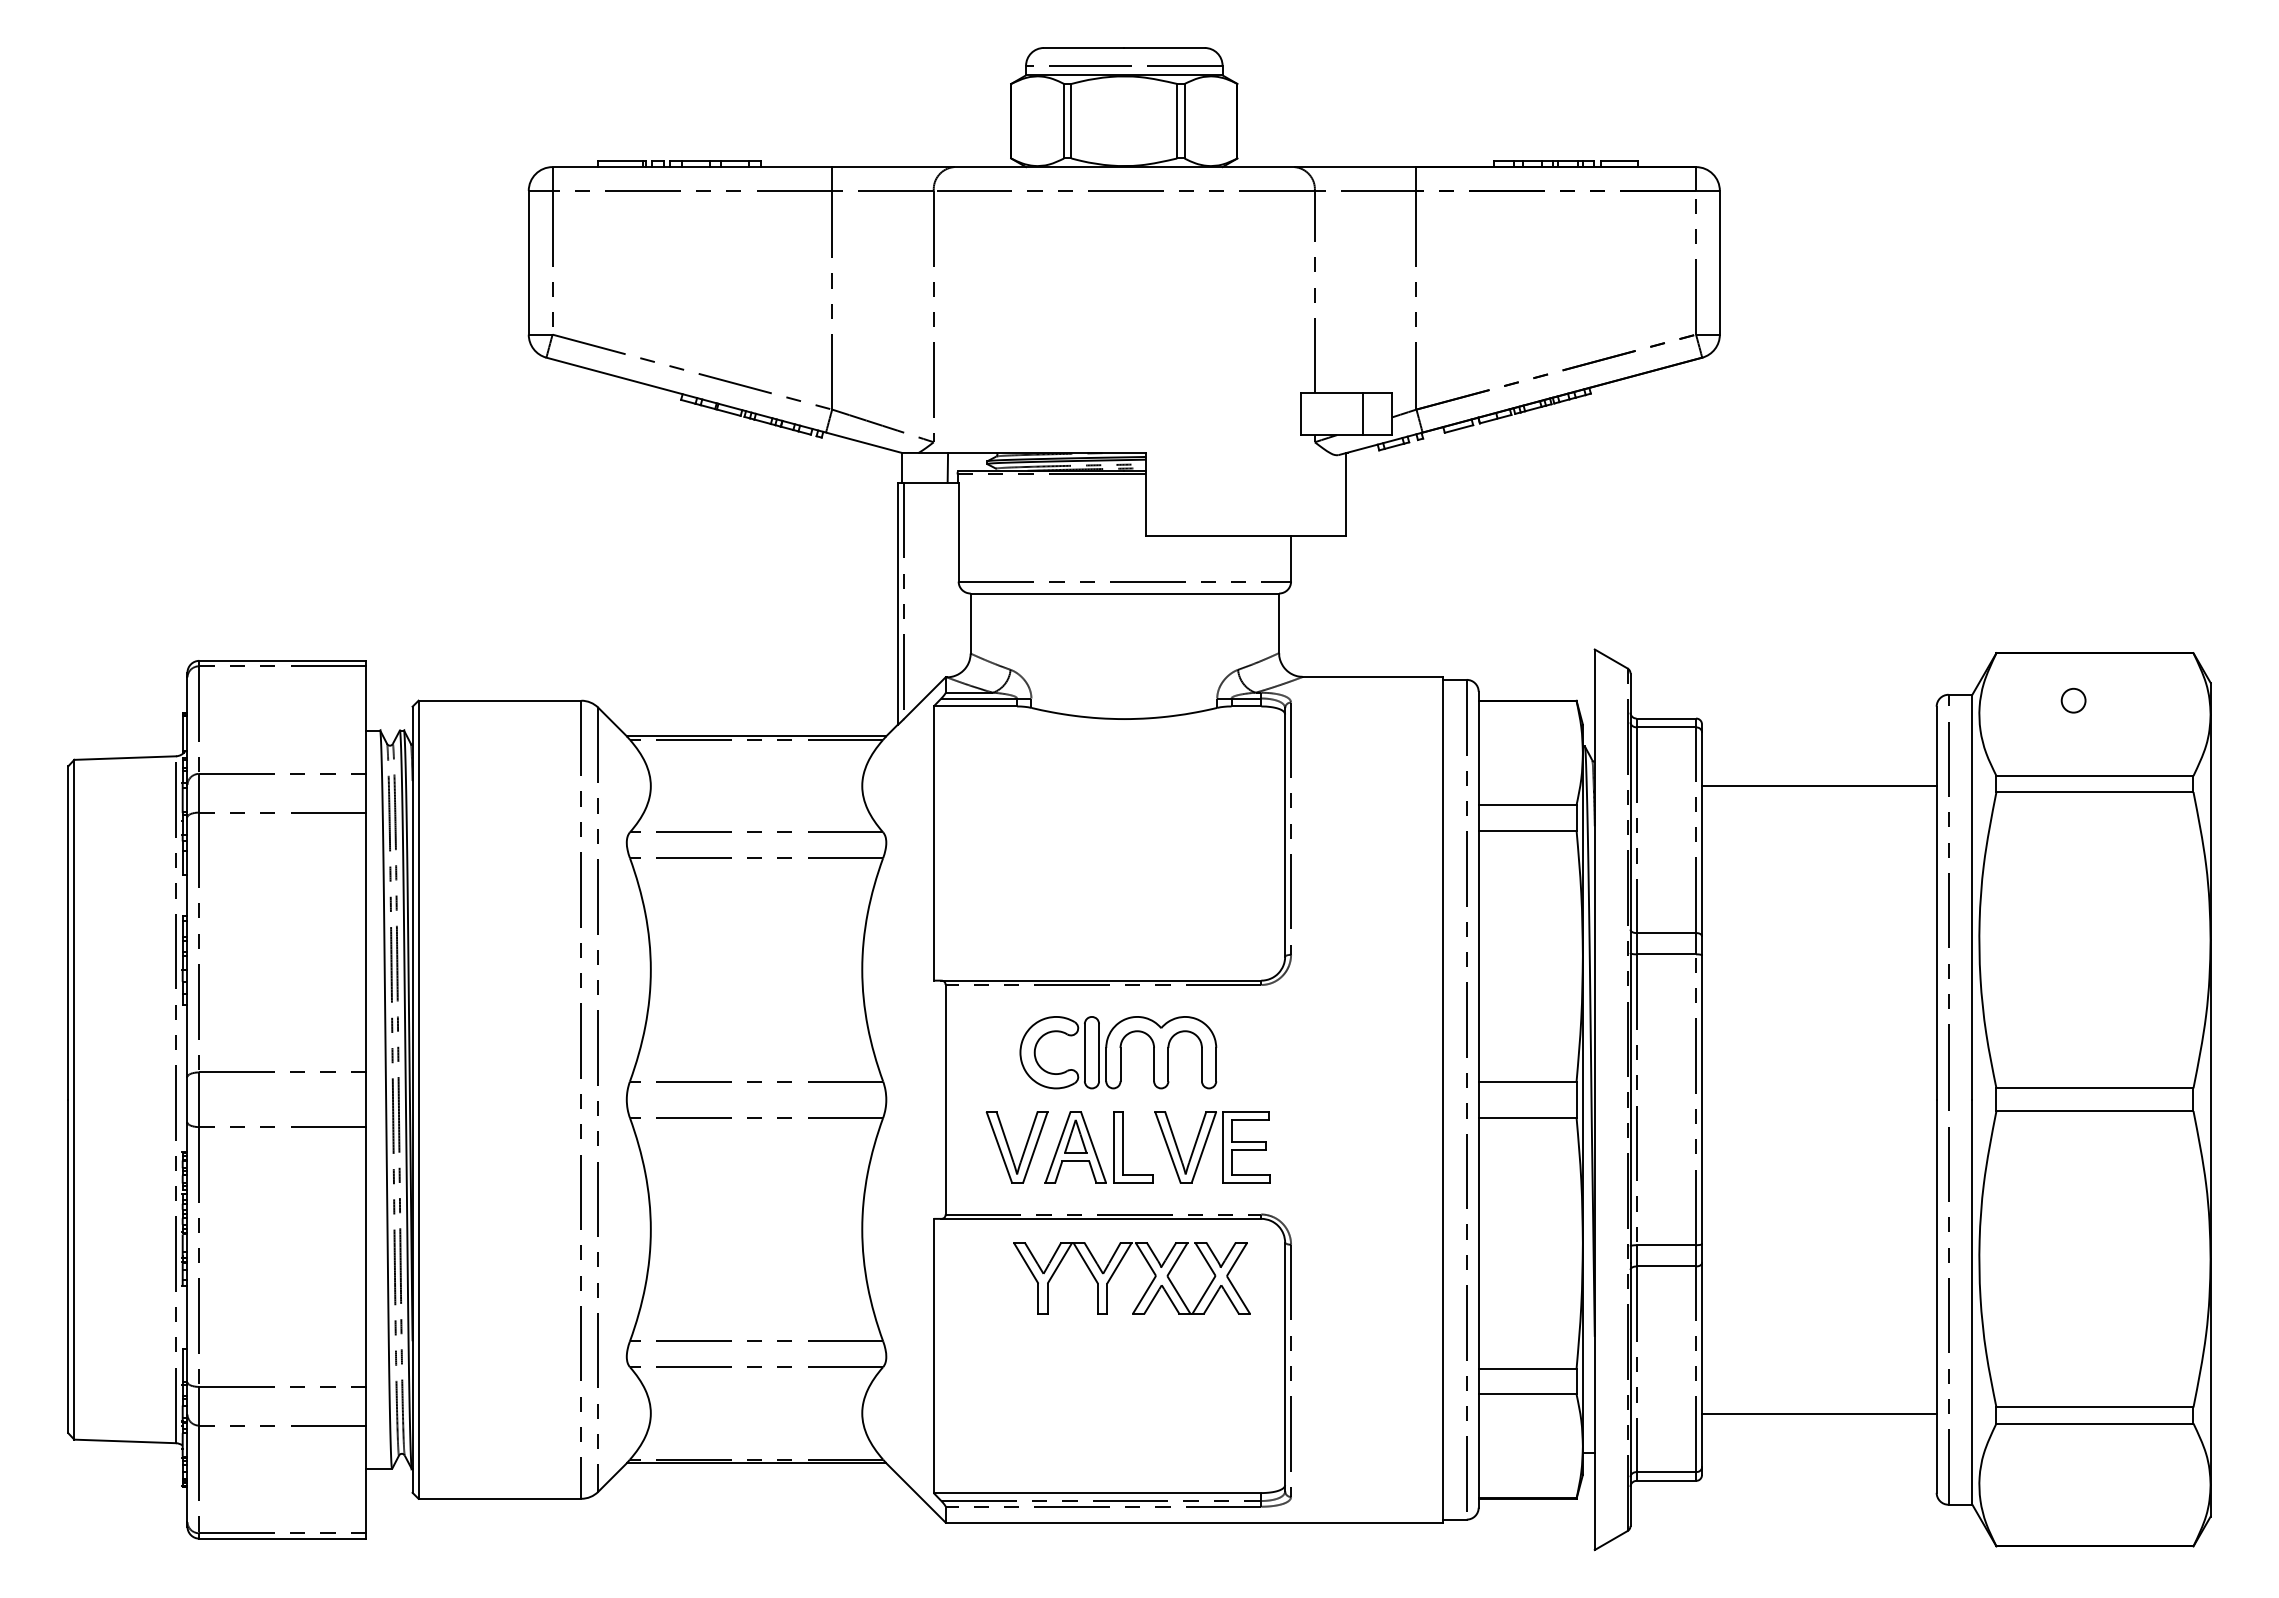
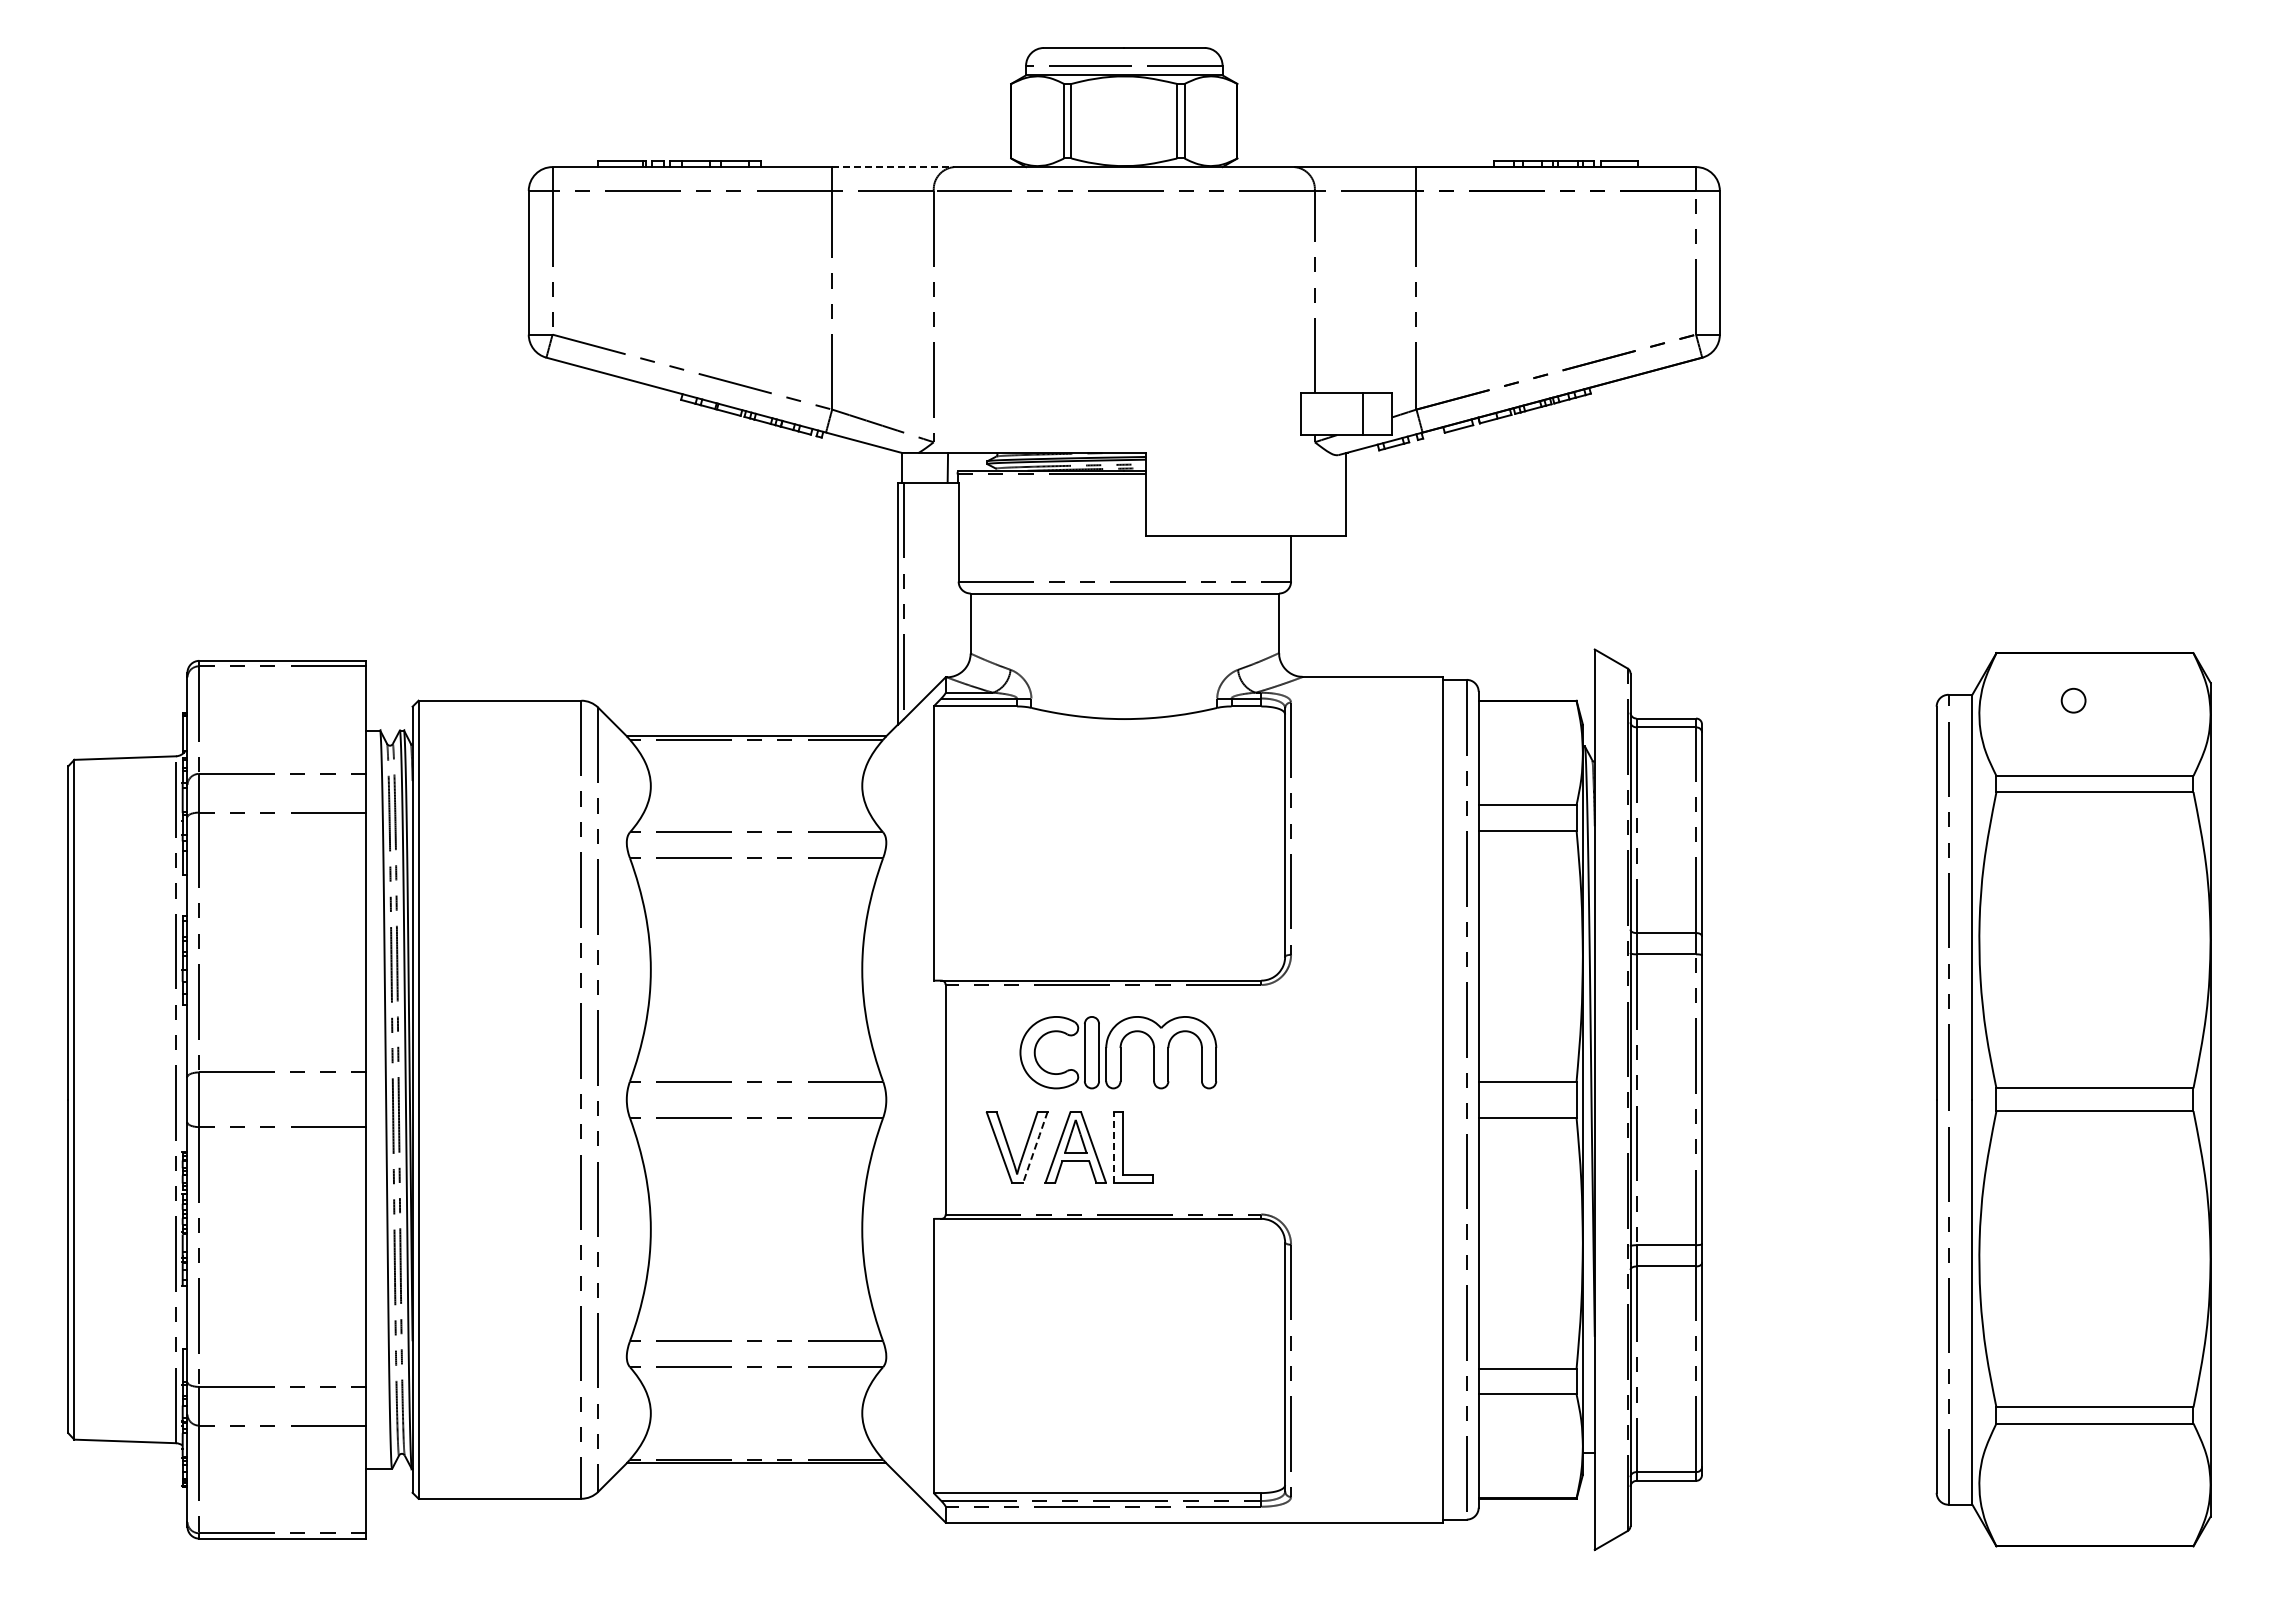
line: solid -> dashed (893, 167)
line: present -> none (1819, 785)
part: present -> none (1205, 1146)
line: solid -> dashed (1035, 1147)
line: solid -> dashed (1113, 1147)
part: present -> none (1116, 1270)
line: present -> none (1819, 1413)
